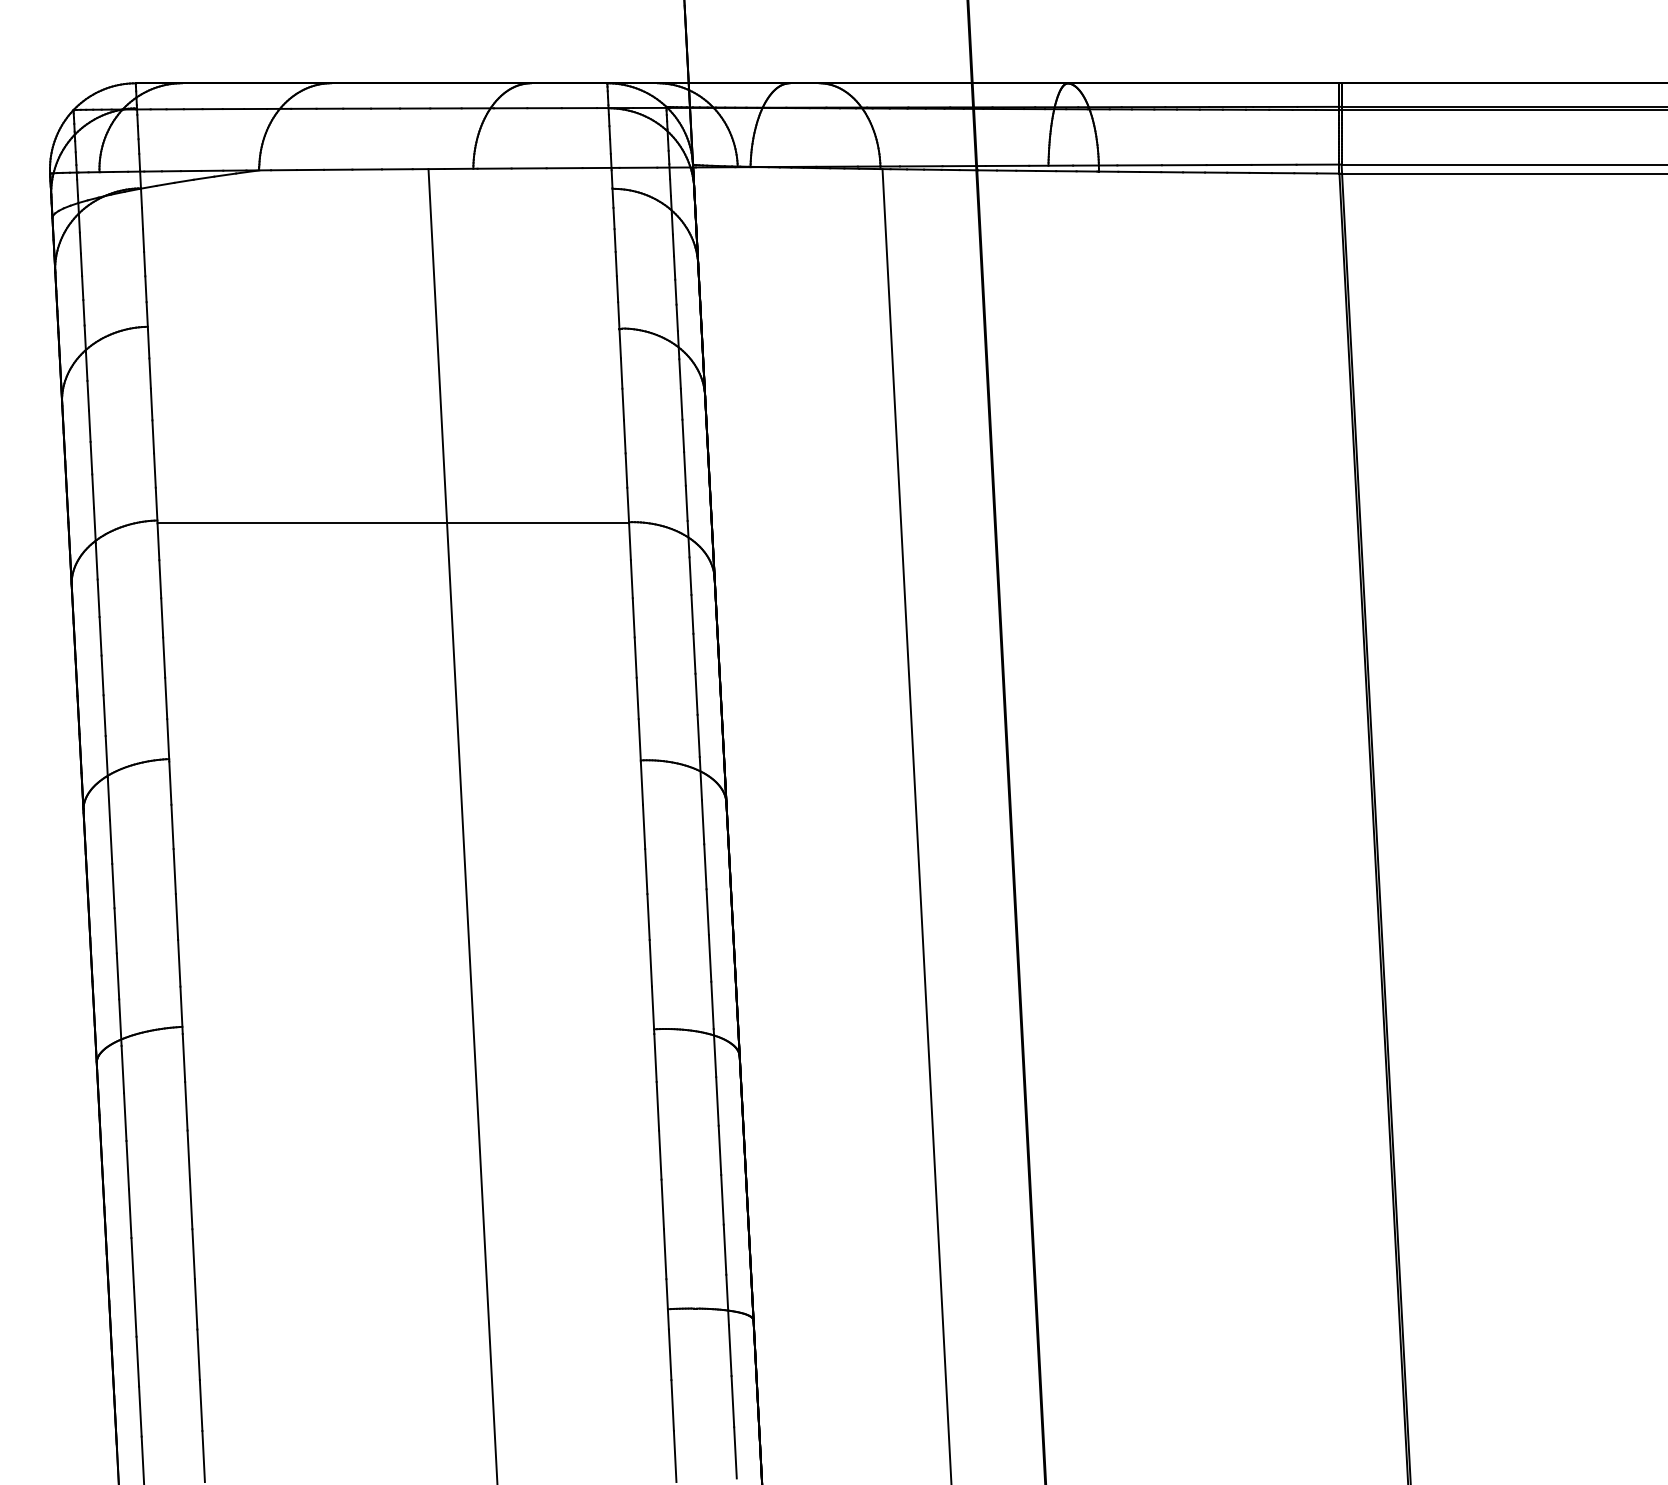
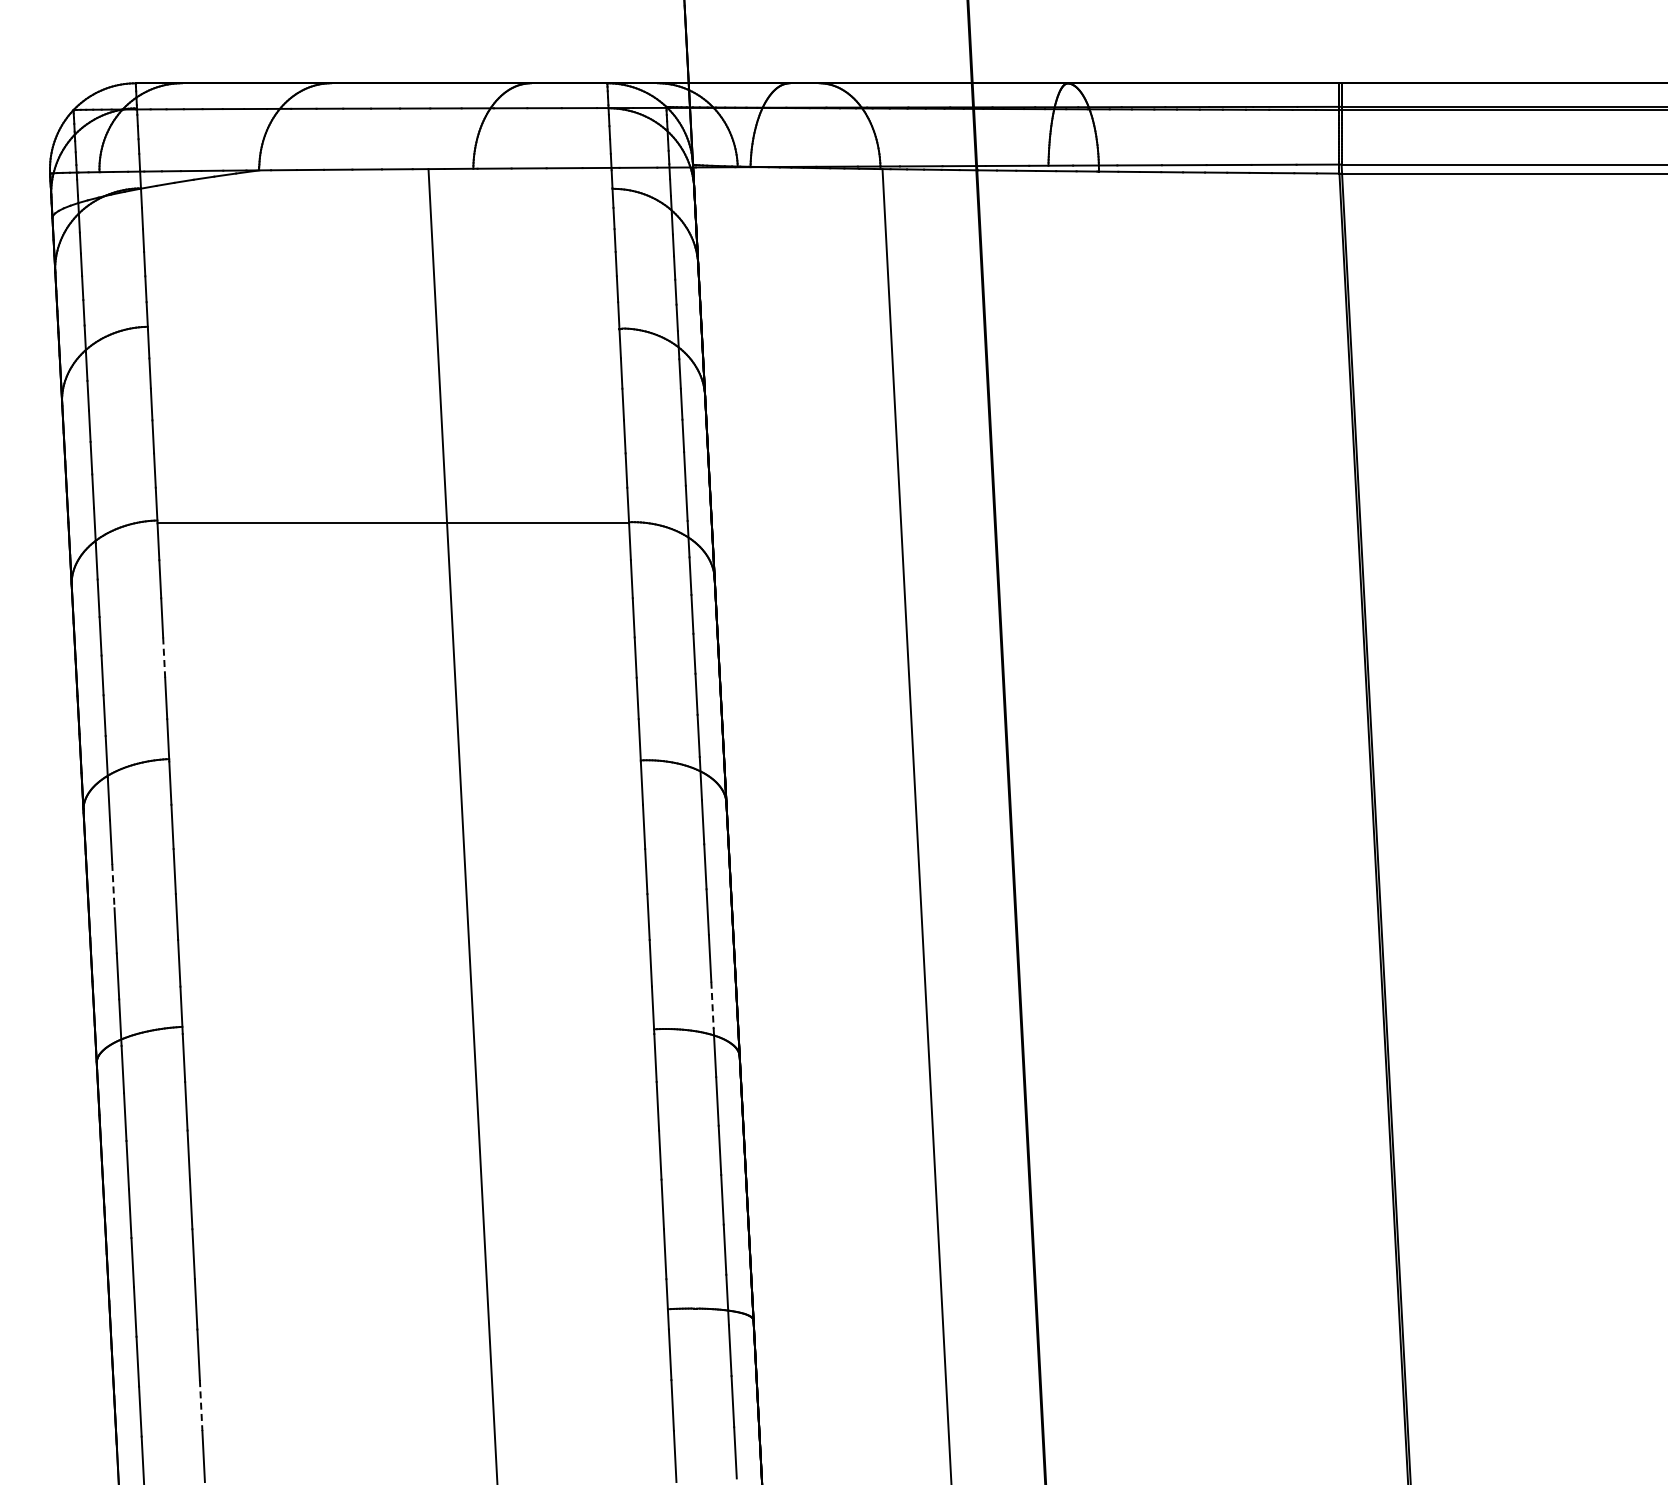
line: solid -> dashed (164, 658)
line: solid -> dashed (113, 886)
line: solid -> dashed (712, 1005)
line: solid -> dashed (201, 1406)
